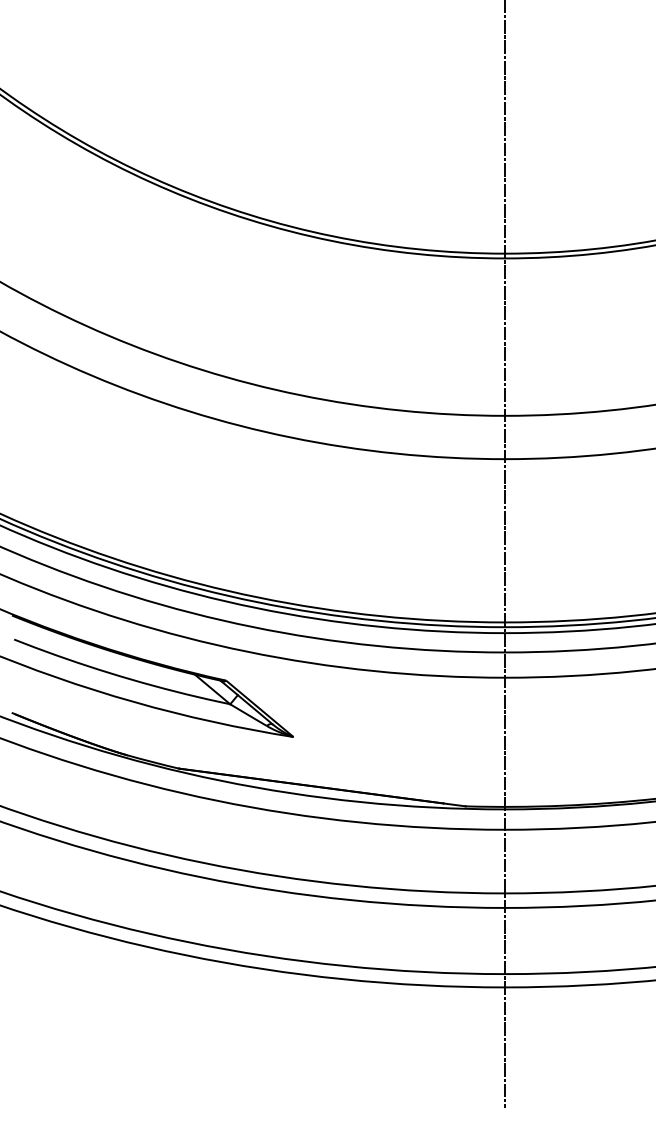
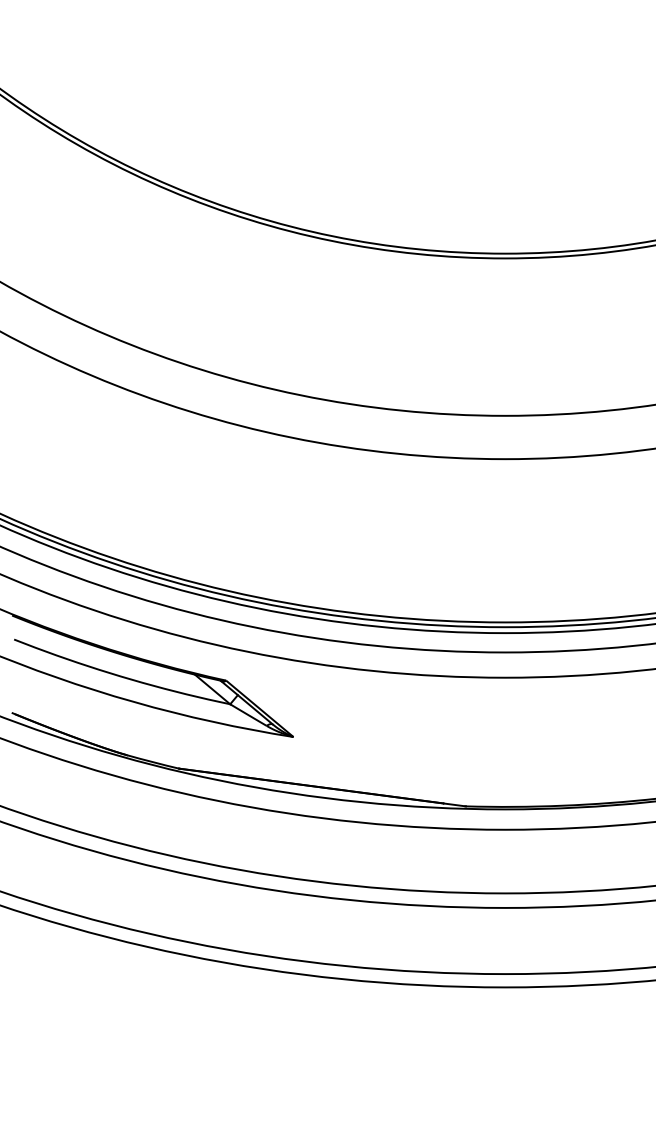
line: present -> none (505, 554)
